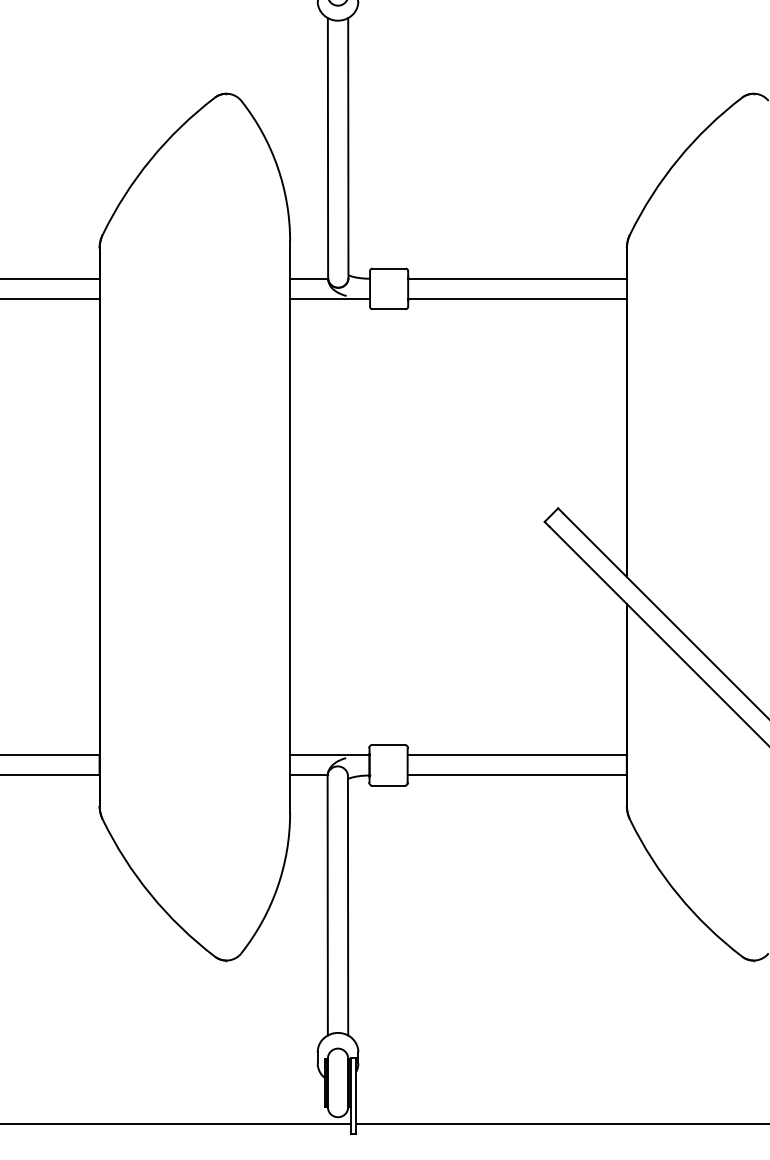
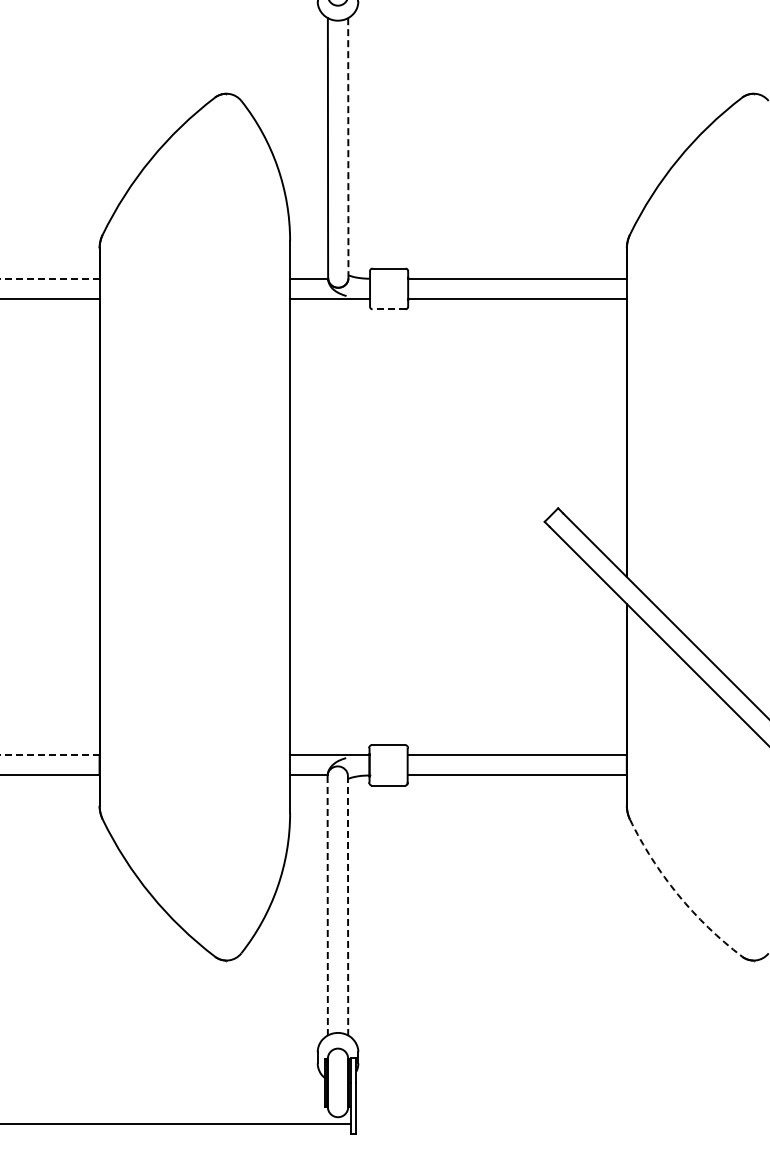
line: solid -> dashed (348, 148)
line: solid -> dashed (49, 278)
line: solid -> dashed (389, 309)
line: solid -> dashed (49, 755)
arc: solid -> dashed (678, 894)
line: solid -> dashed (327, 905)
line: solid -> dashed (348, 905)
line: present -> none (561, 1124)
